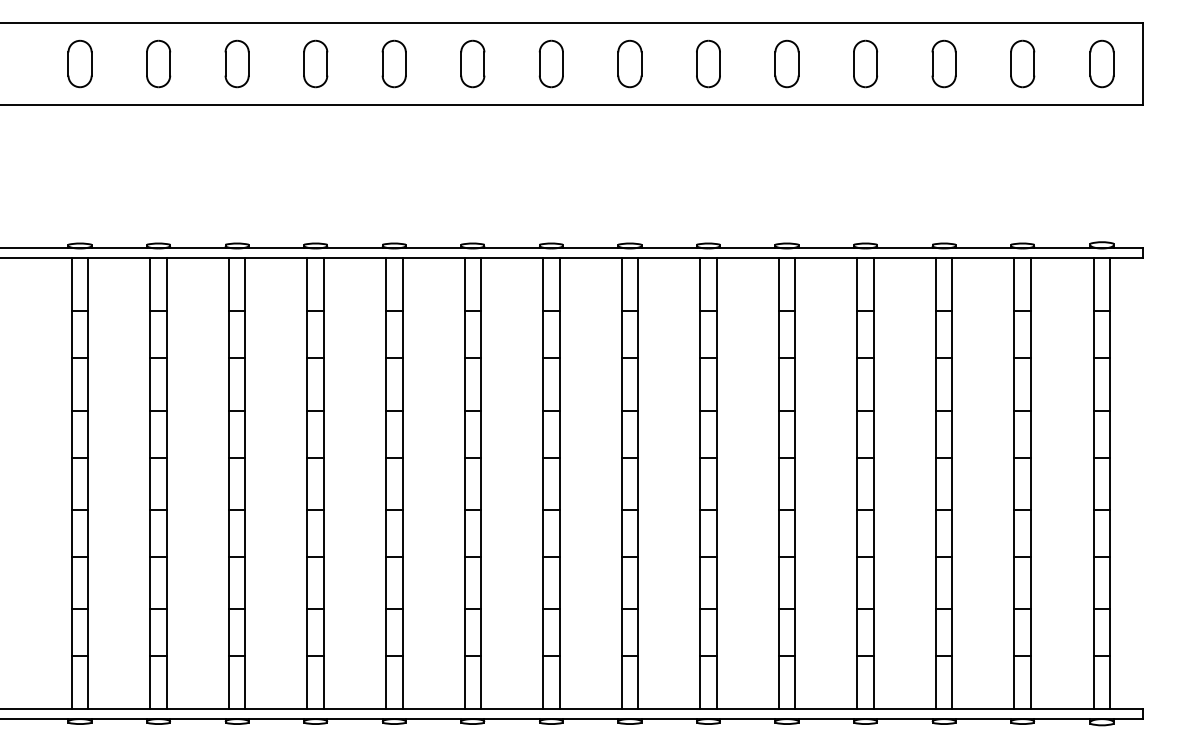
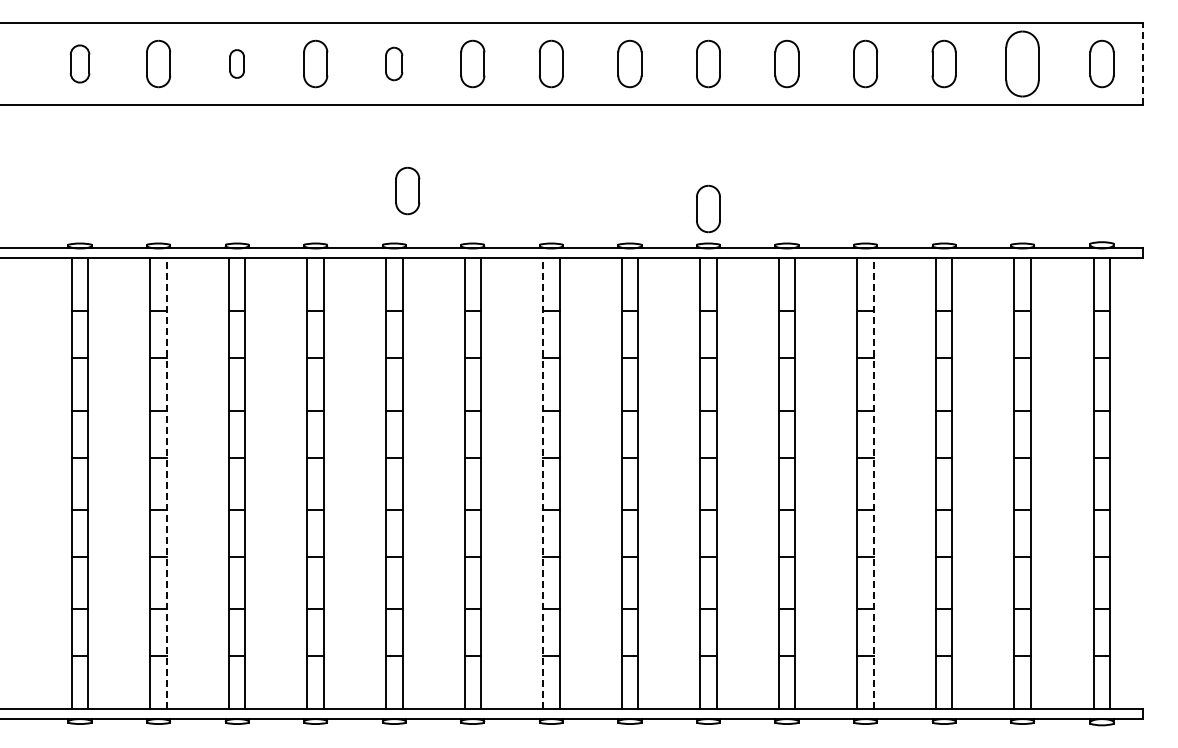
part size: 26x50 px -> 21x40 px (80, 63)
part size: 26x50 px -> 16x30 px (236, 63)
part size: 26x50 px -> 19x36 px (394, 63)
part size: 26x50 px -> 35x68 px (1022, 63)
line: solid -> dashed (1142, 63)
part: none -> present (407, 190)
part: none -> present (708, 208)
line: solid -> dashed (166, 483)
line: solid -> dashed (543, 483)
line: solid -> dashed (873, 483)
